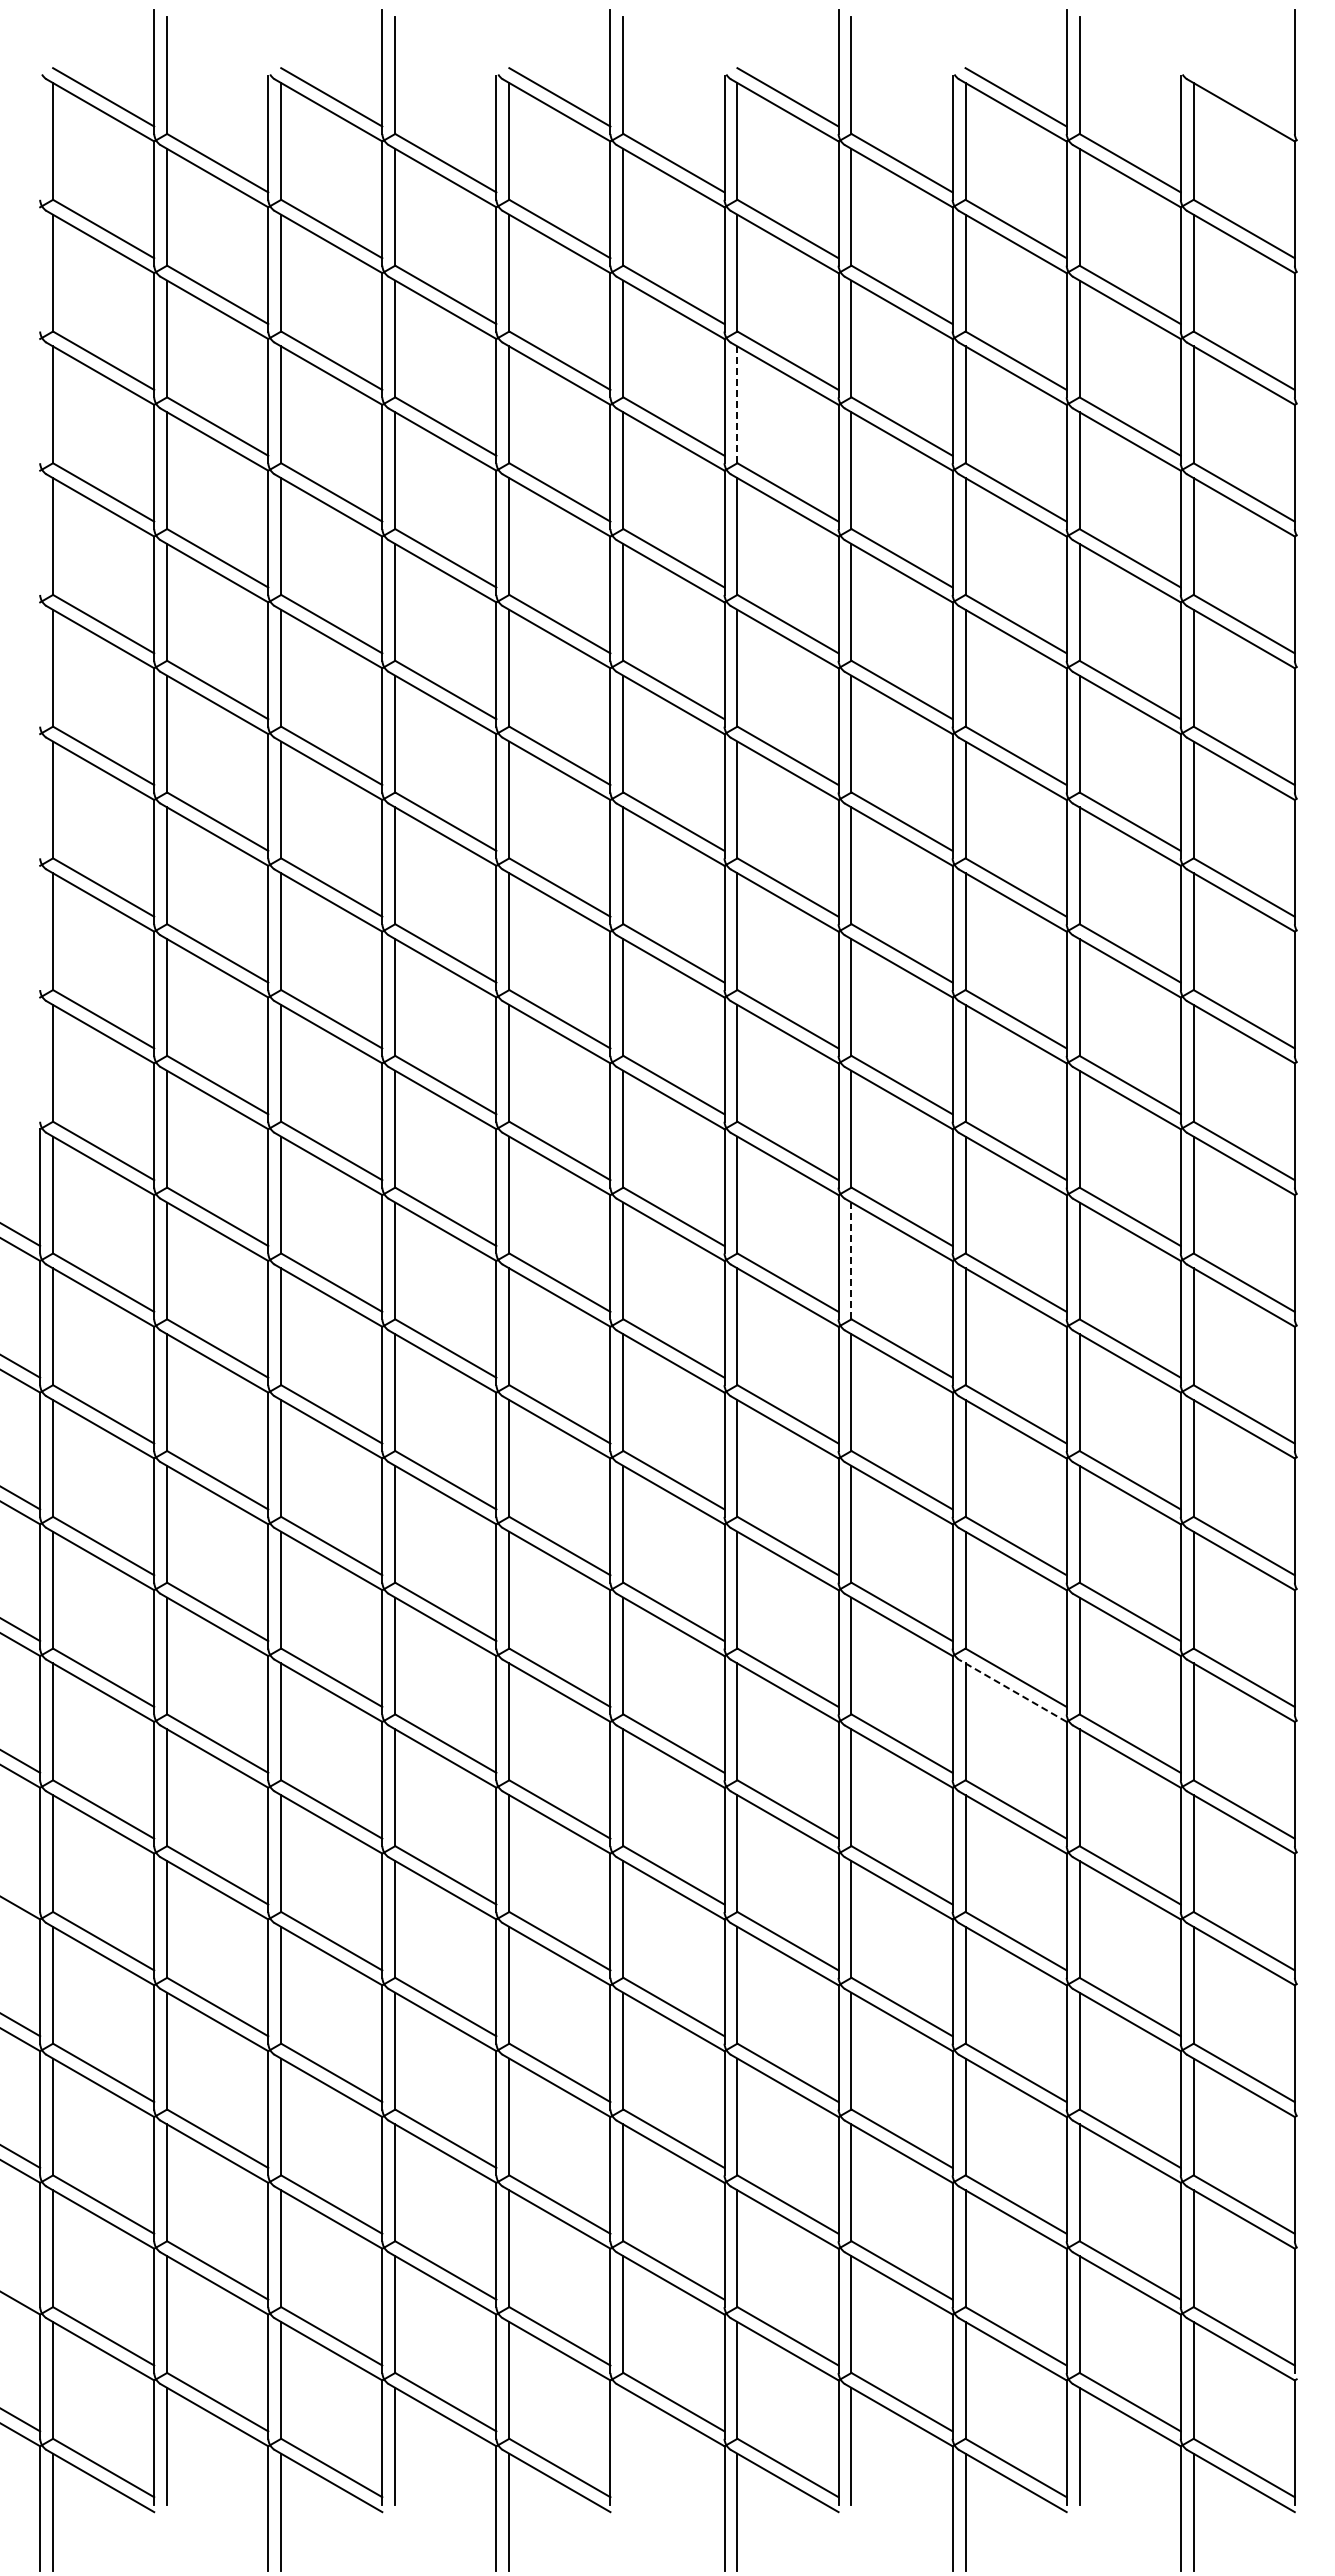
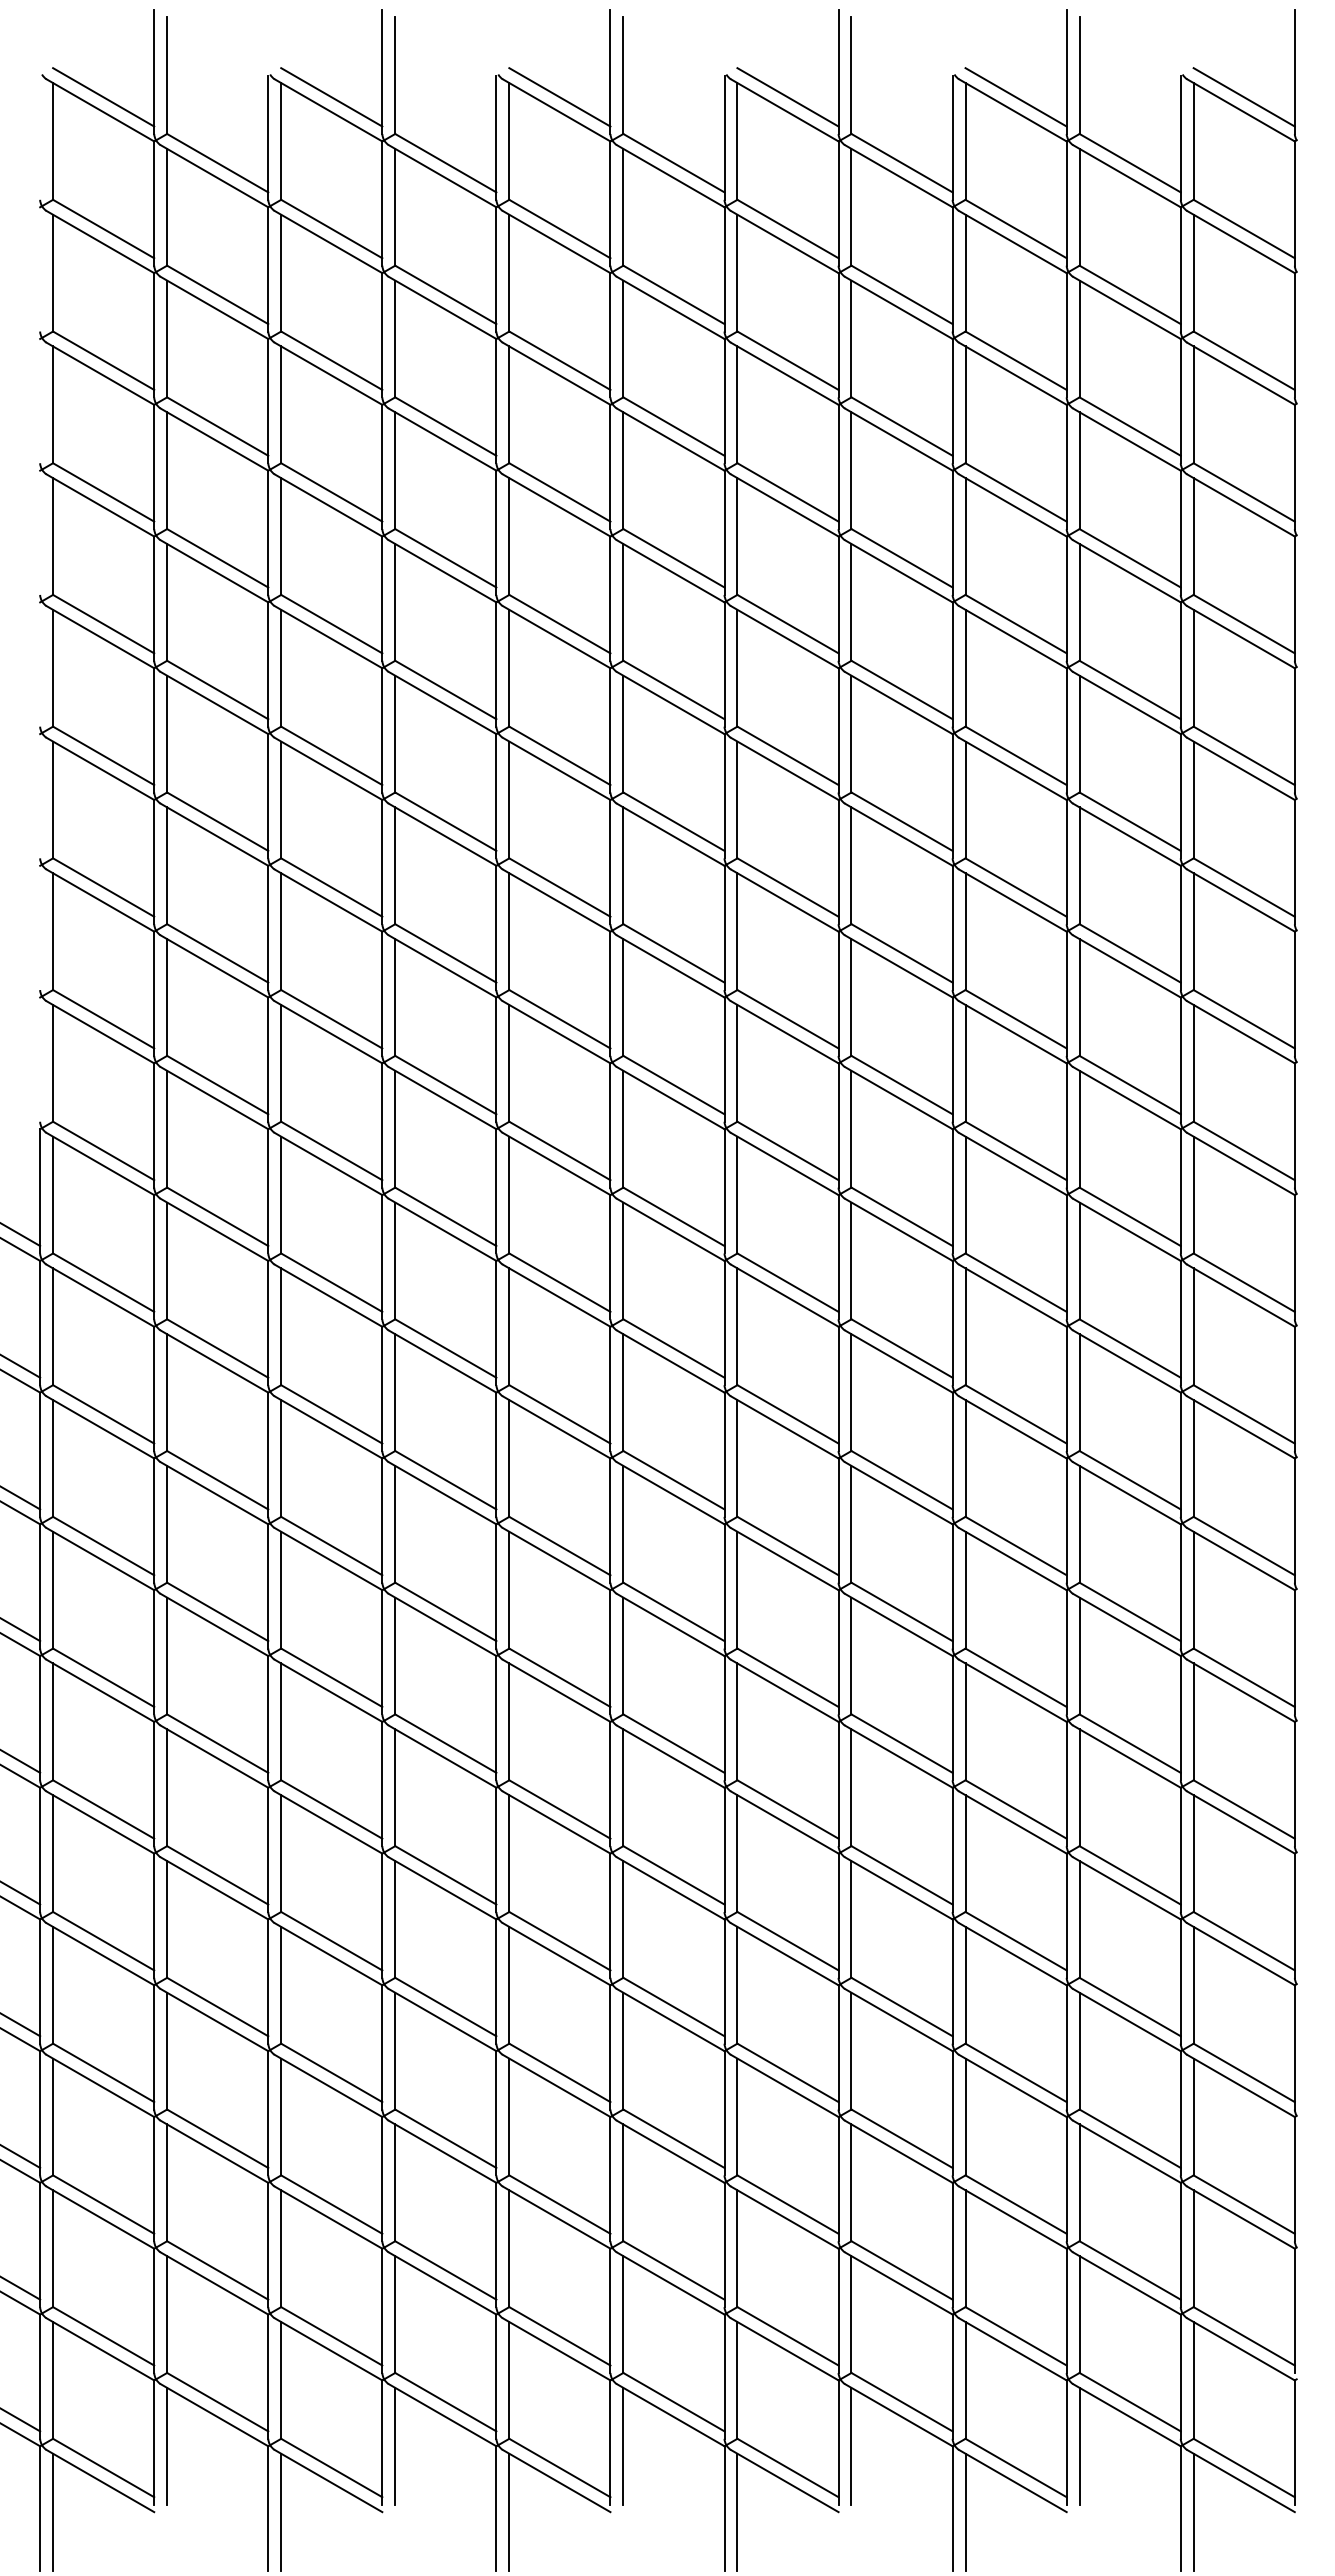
line: none -> present (1243, 97)
line: dashed -> solid (737, 404)
line: dashed -> solid (851, 1260)
line: dashed -> solid (1012, 1690)
line: none -> present (21, 1893)
line: none -> present (21, 2288)
line: none -> present (623, 2445)
